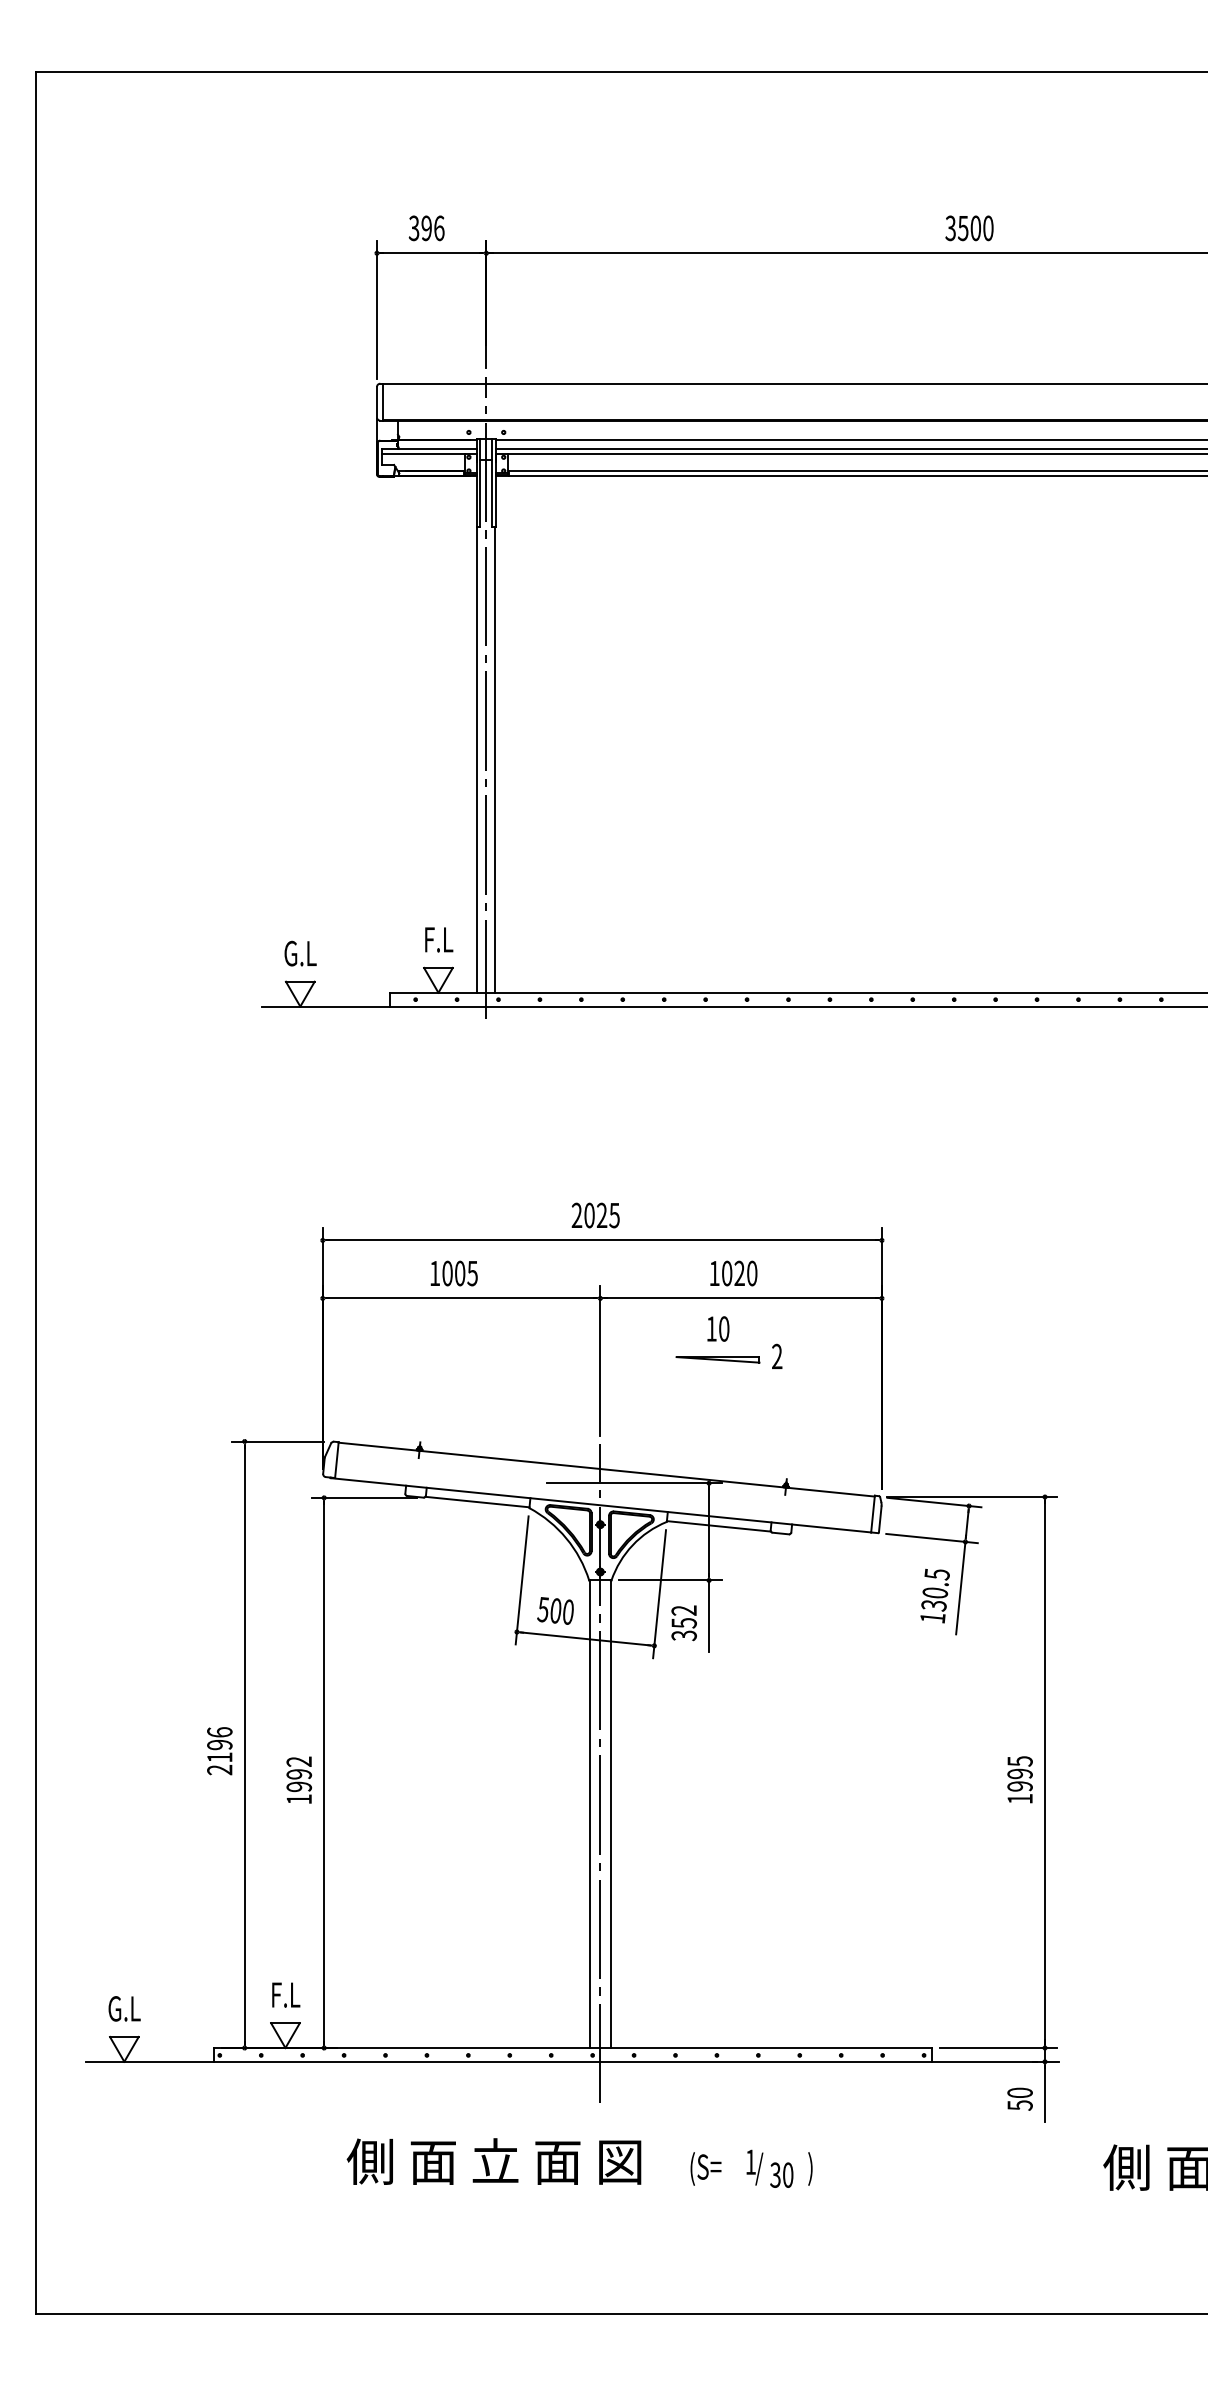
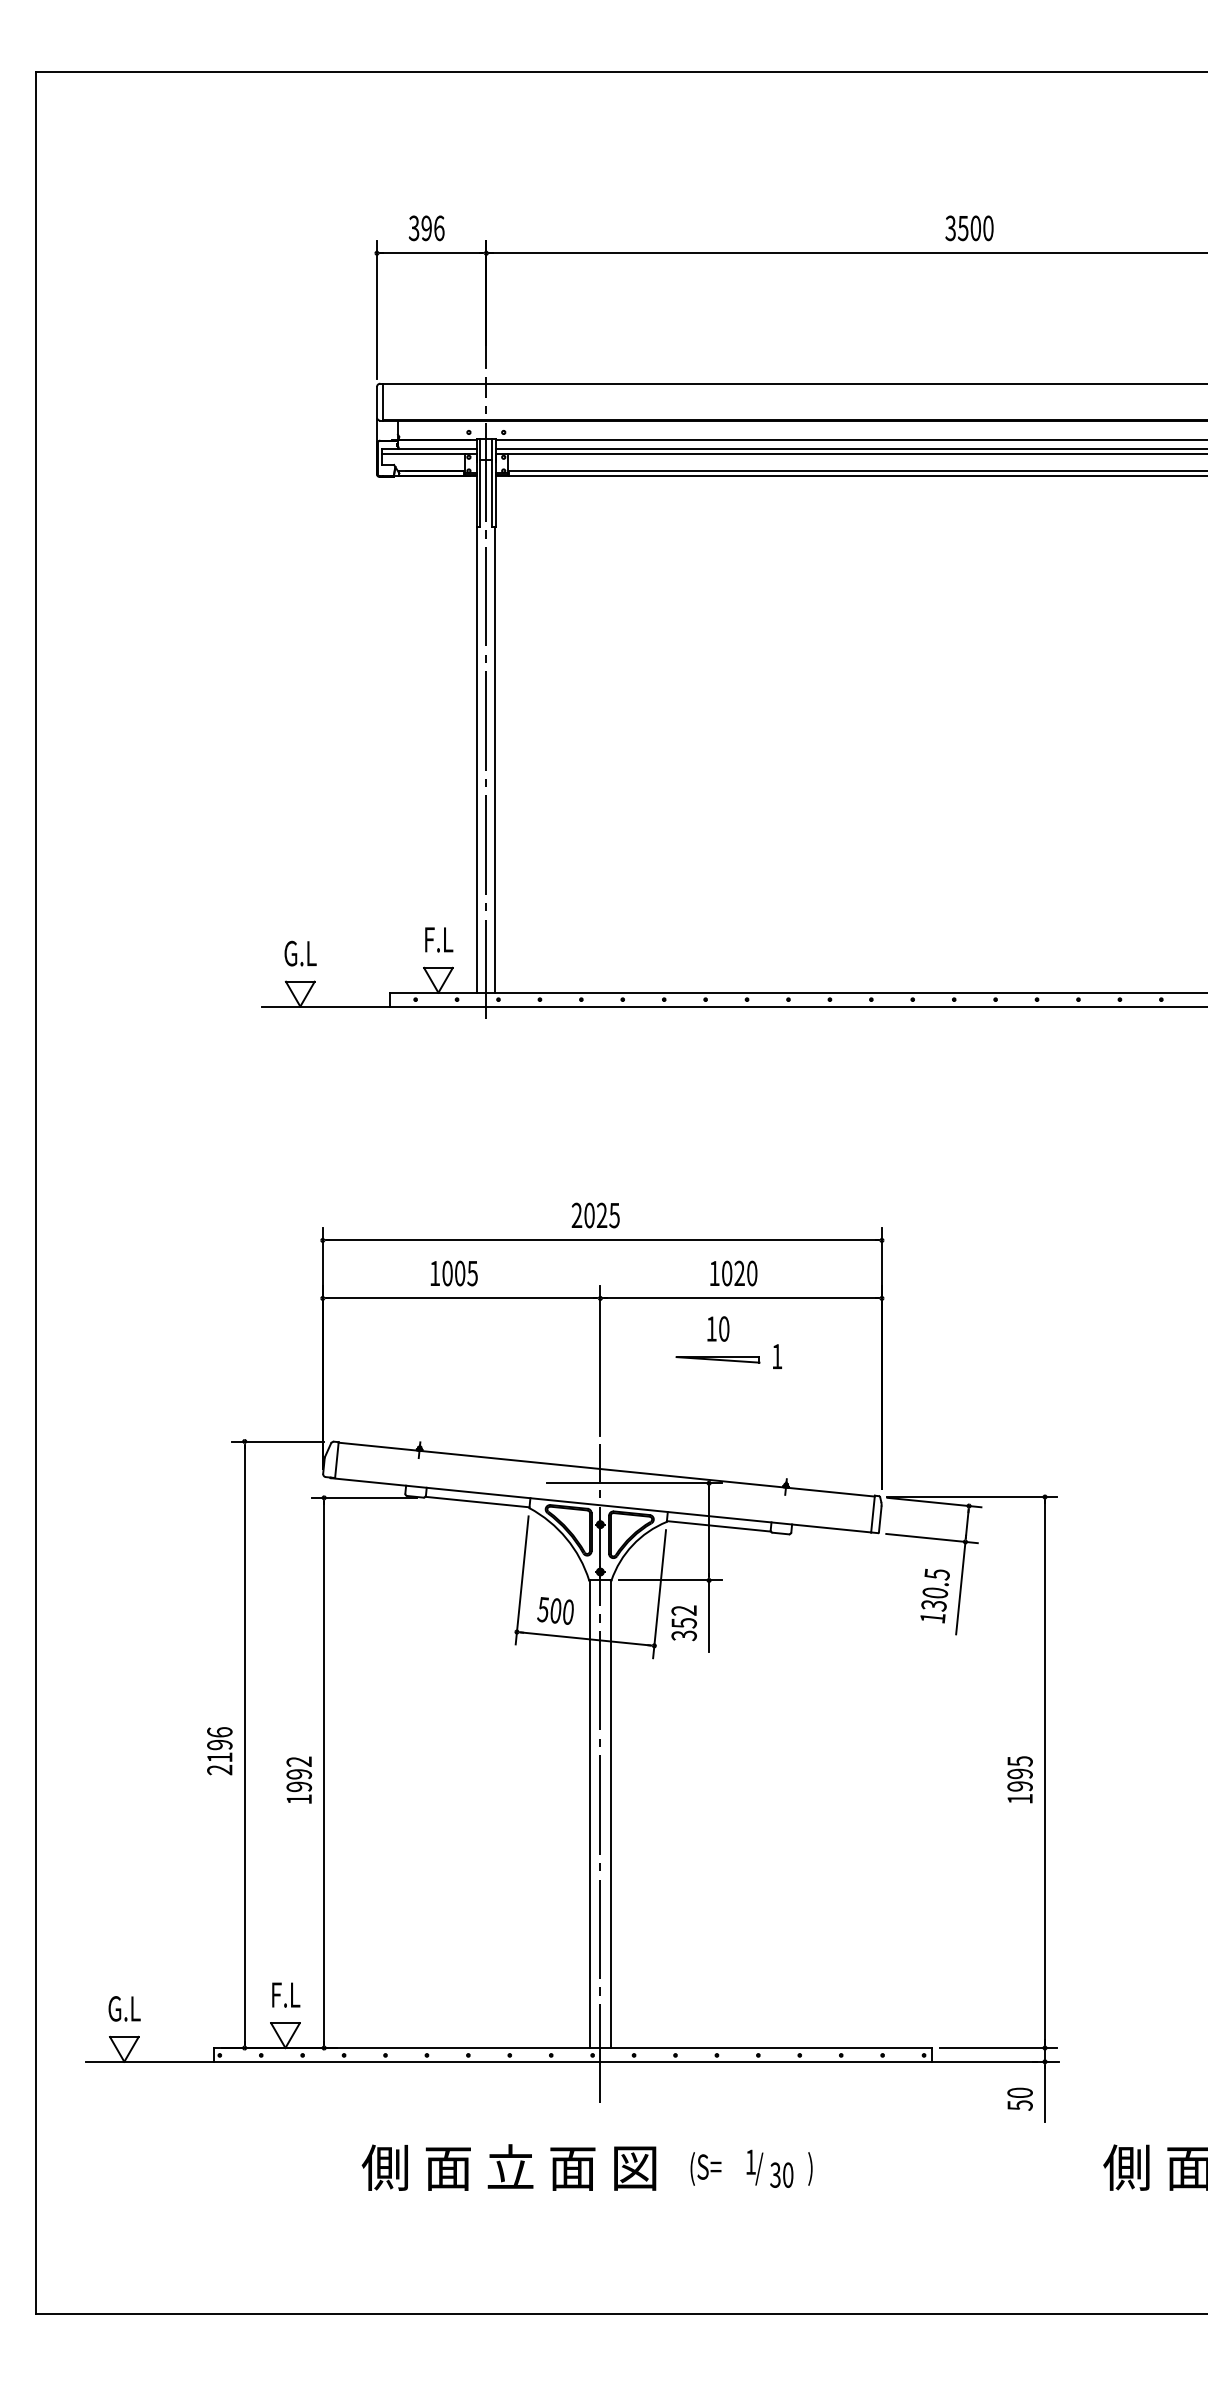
text: 2 -> 1 (777, 1355)
text position: (493, 2161) -> (508, 2167) (508, 2167)
